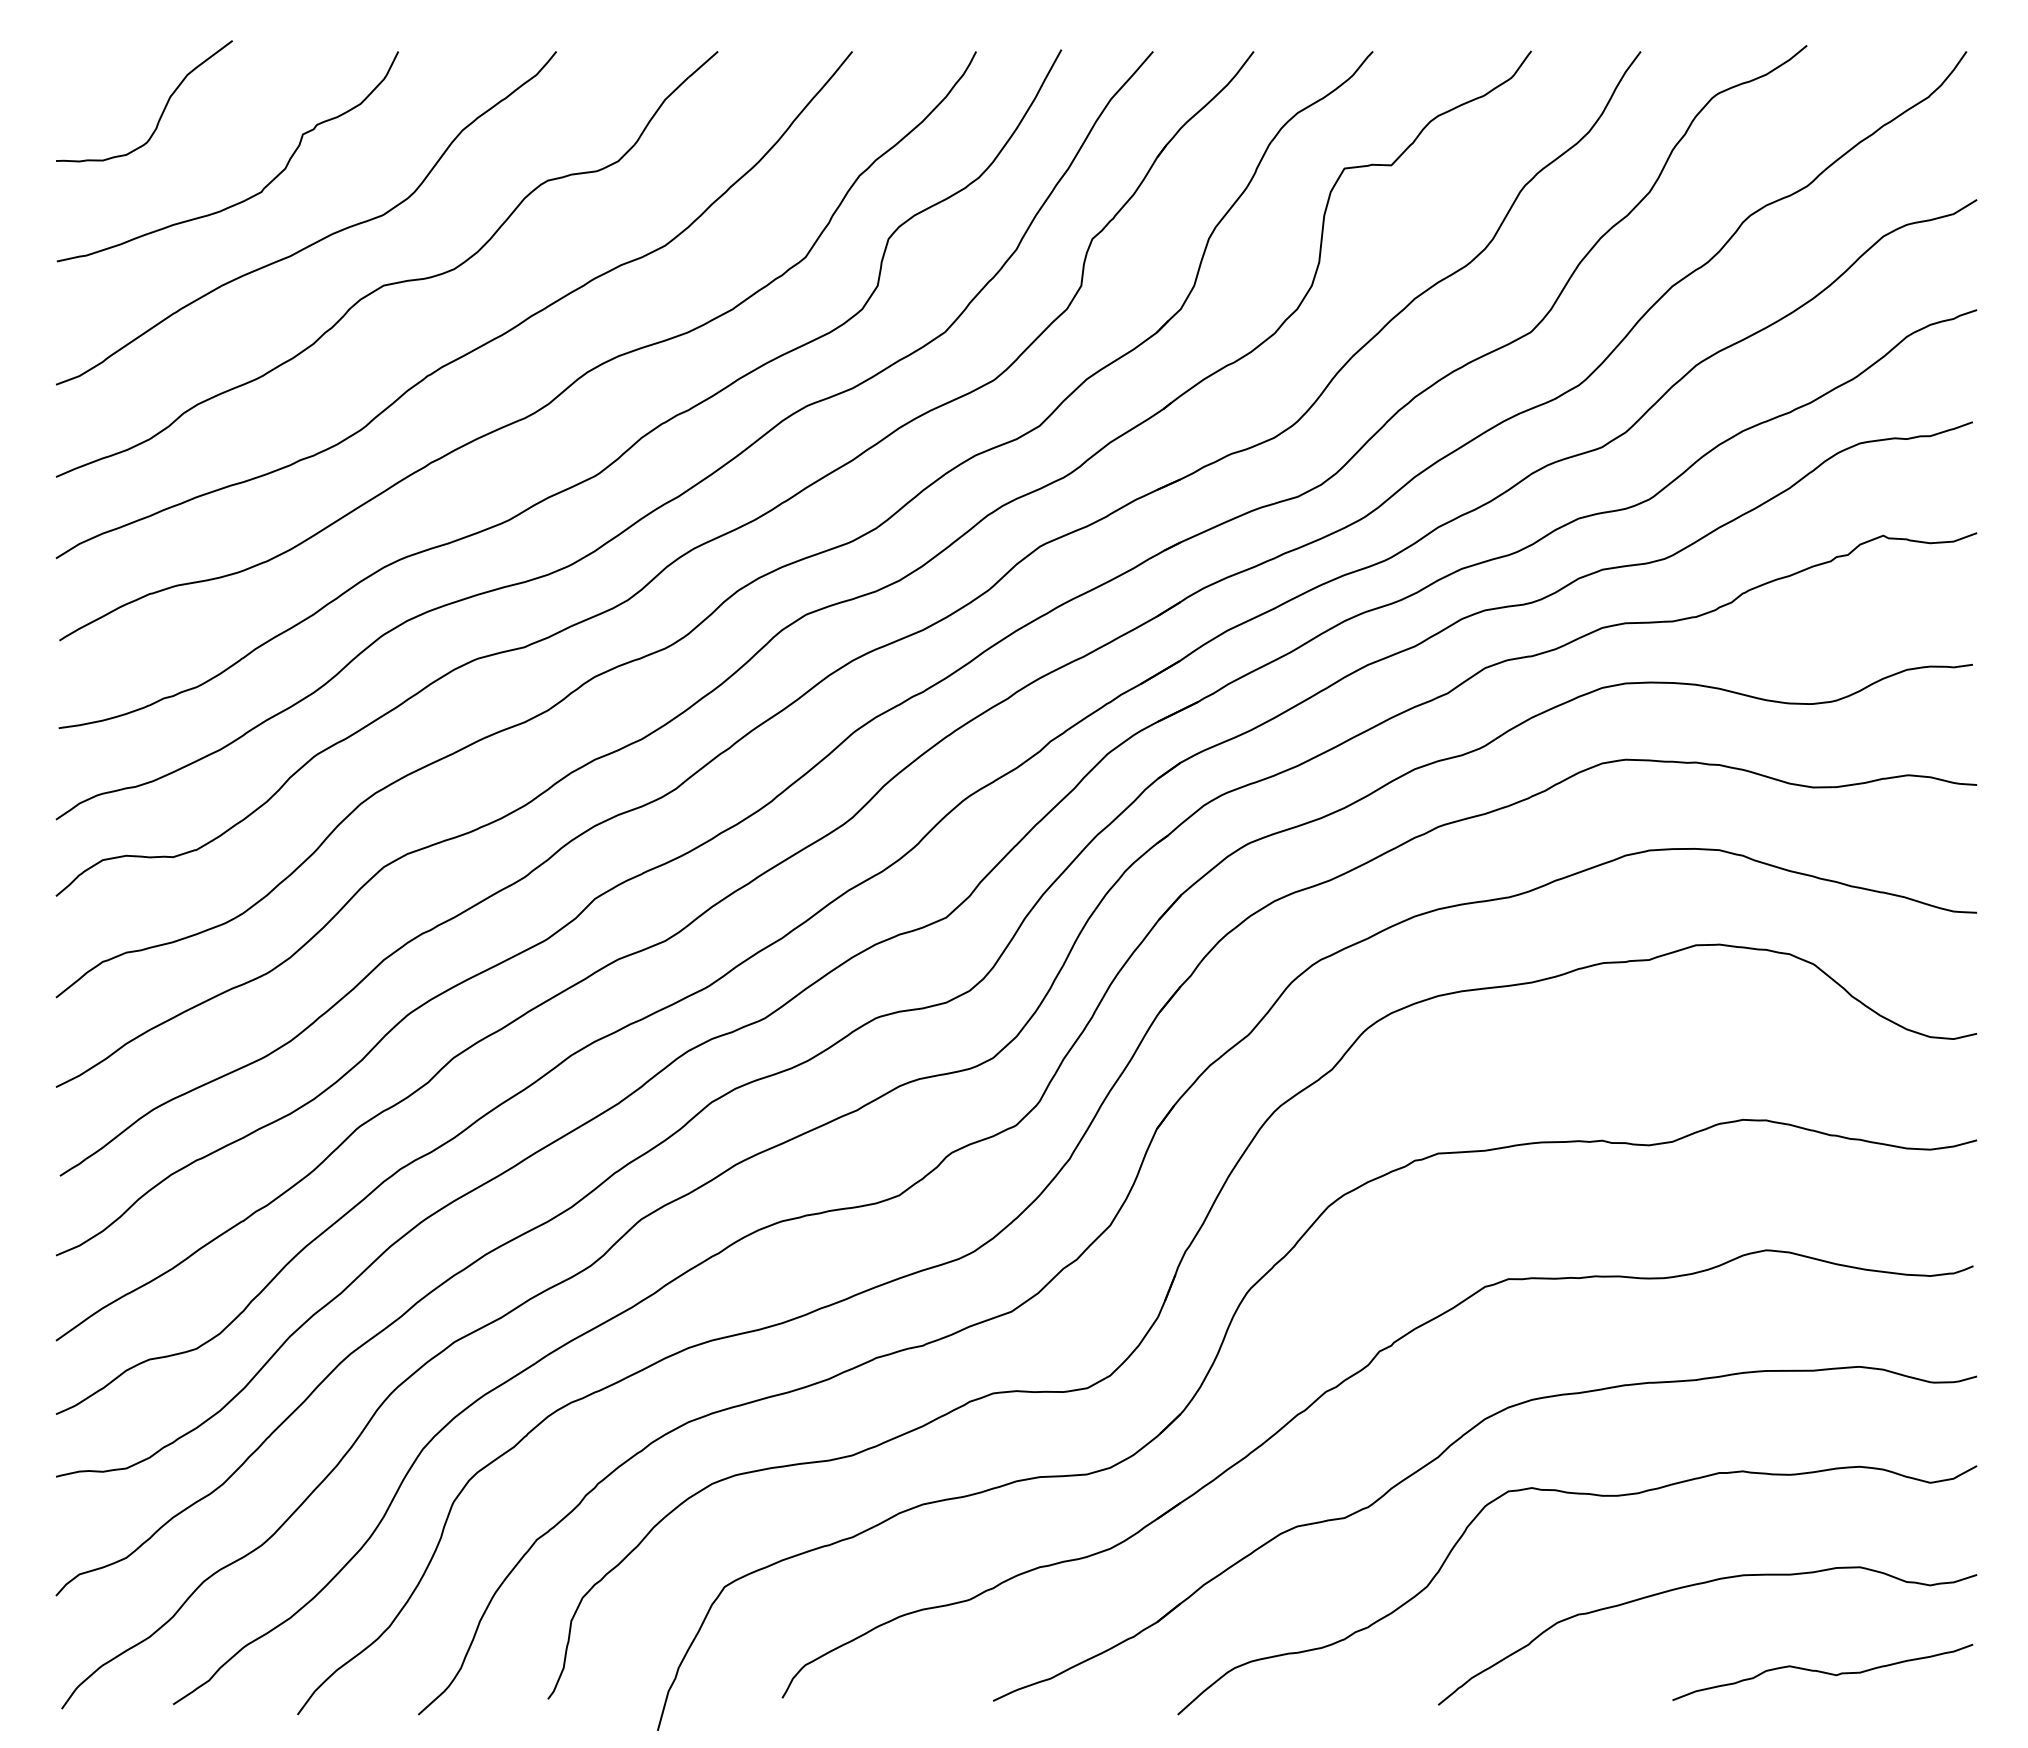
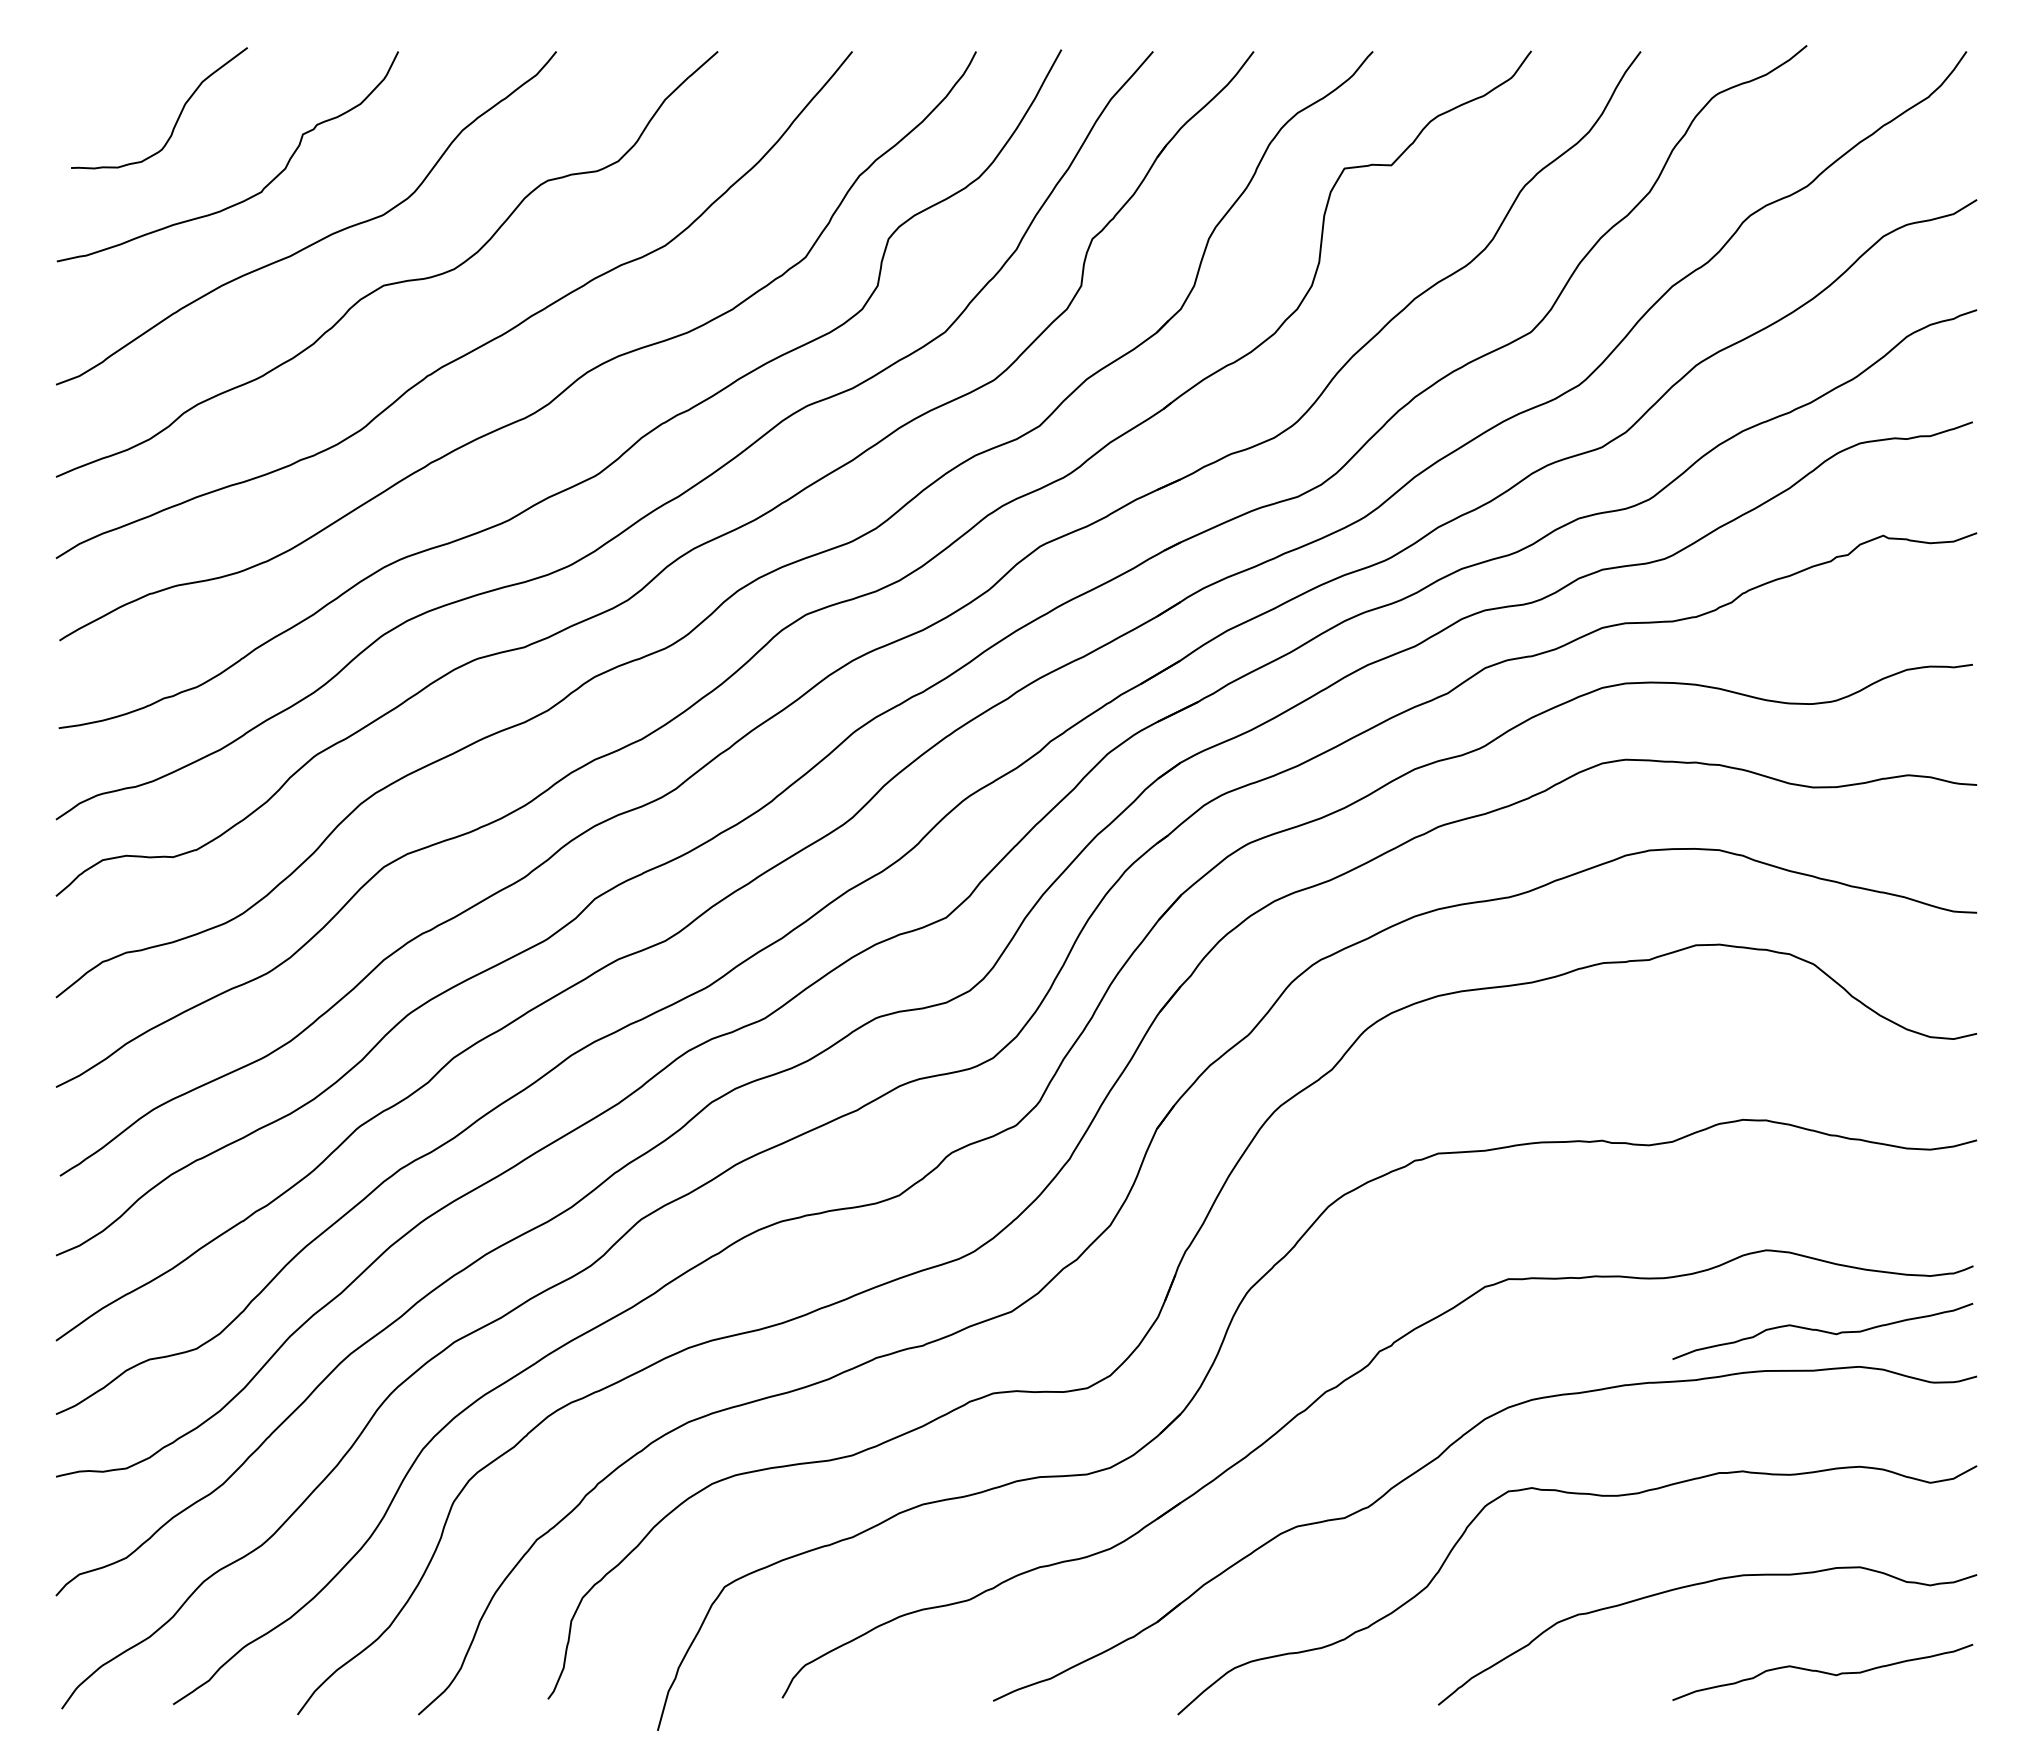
curve position: (163, 108) -> (178, 115) (178, 115)
curve: none -> present (1822, 1330)
